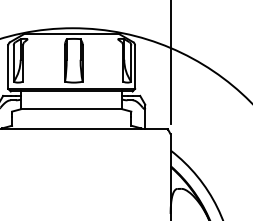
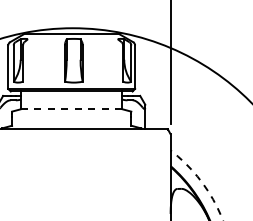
line: solid -> dashed (71, 109)
arc: solid -> dashed (201, 182)
